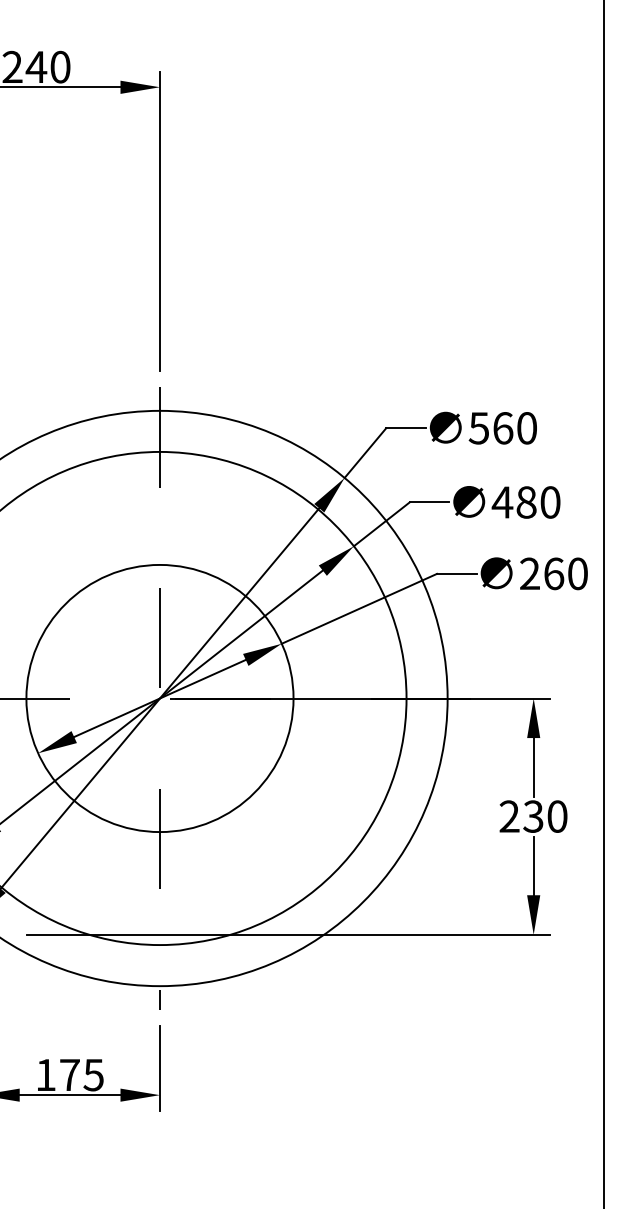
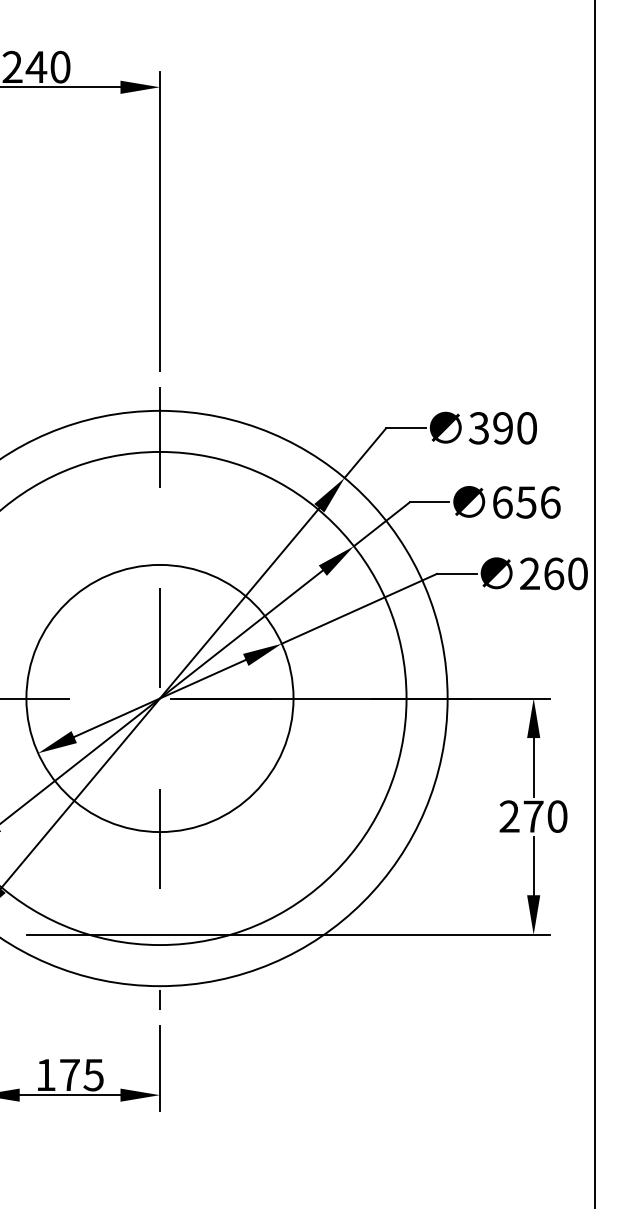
text: 560 -> 390 (491, 428)
text: 480 -> 656 (525, 502)
line position: (604, 603) -> (595, 603) (595, 603)
text: 230 -> 270 (533, 816)
